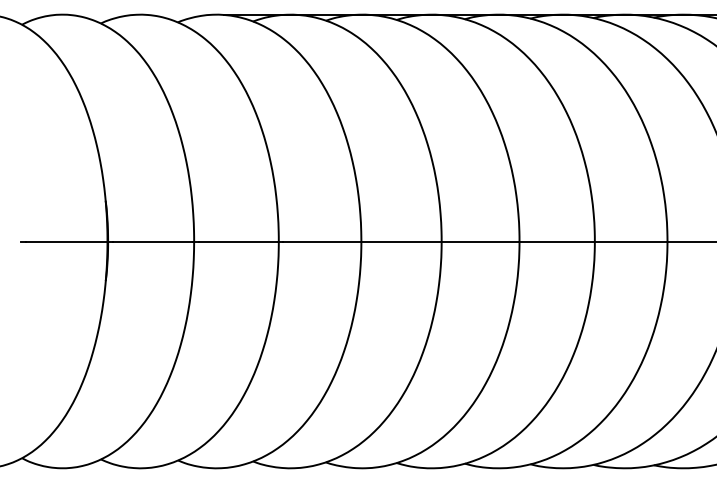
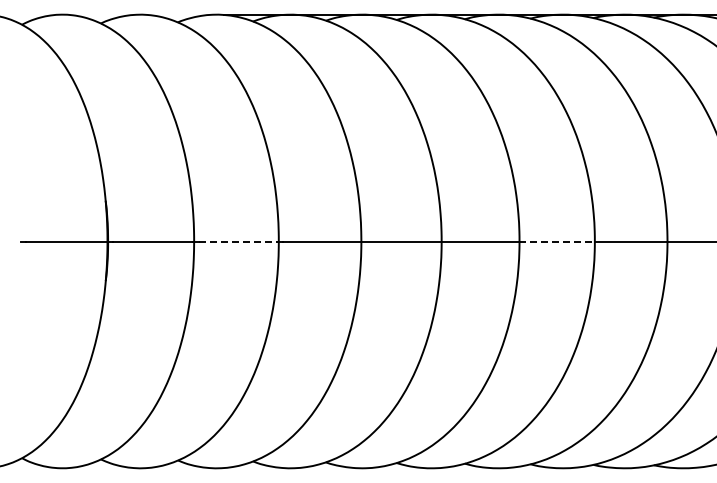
line: solid -> dashed (238, 241)
line: solid -> dashed (557, 241)
